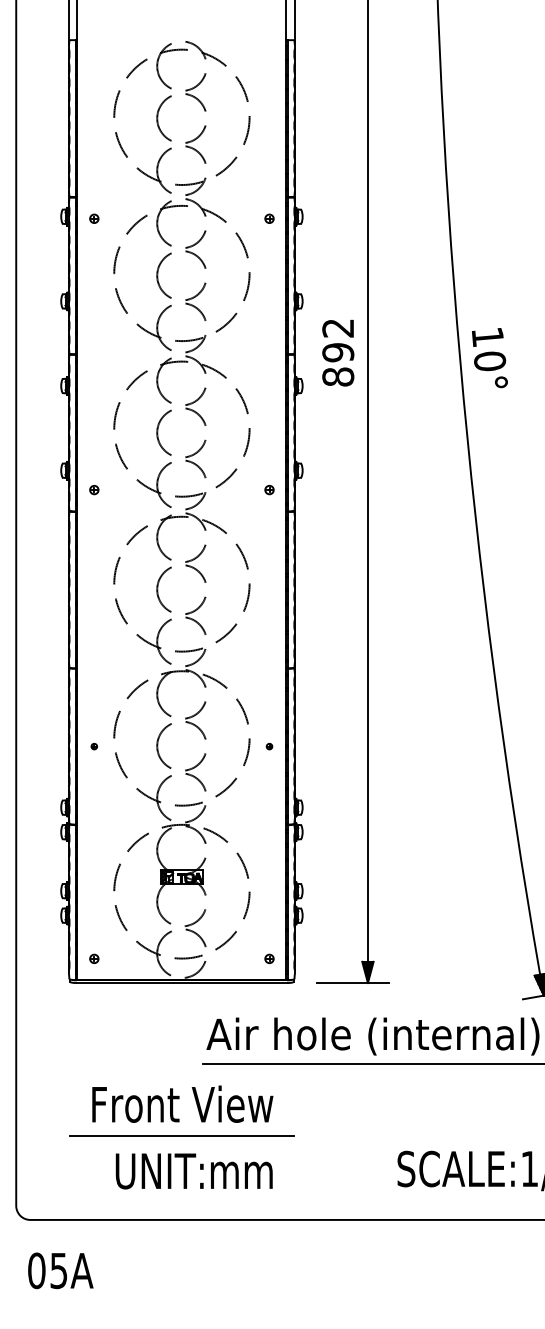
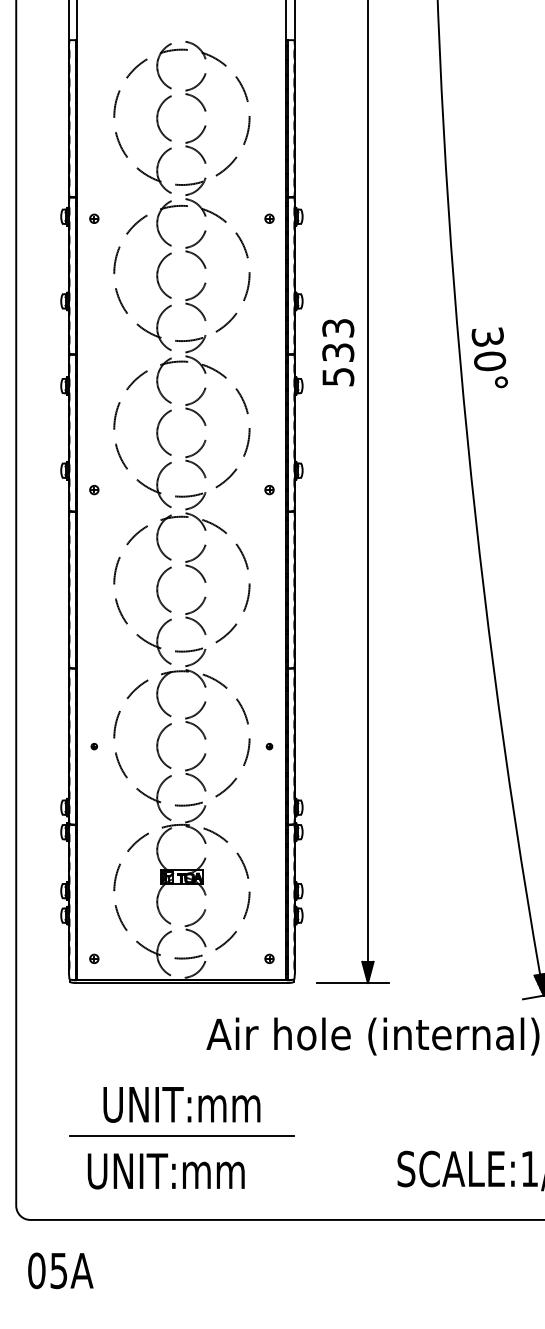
text: 10° -> 30° (487, 336)
text: 892 -> 533 (338, 352)
line: present -> none (371, 1064)
text: Front View -> UNIT:mm (182, 1103)
text position: (193, 1171) -> (165, 1171) (165, 1171)
